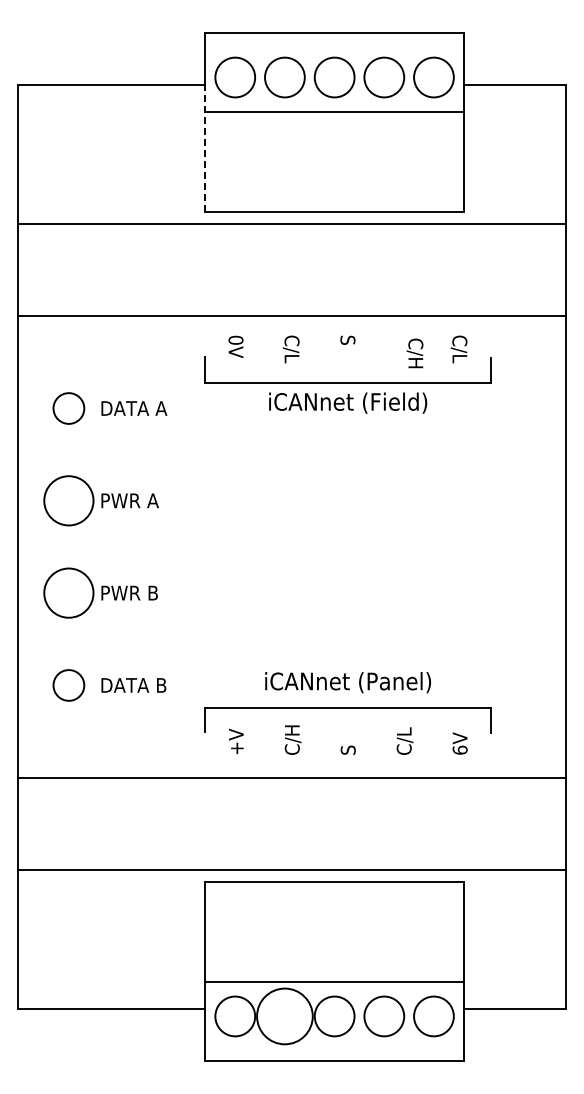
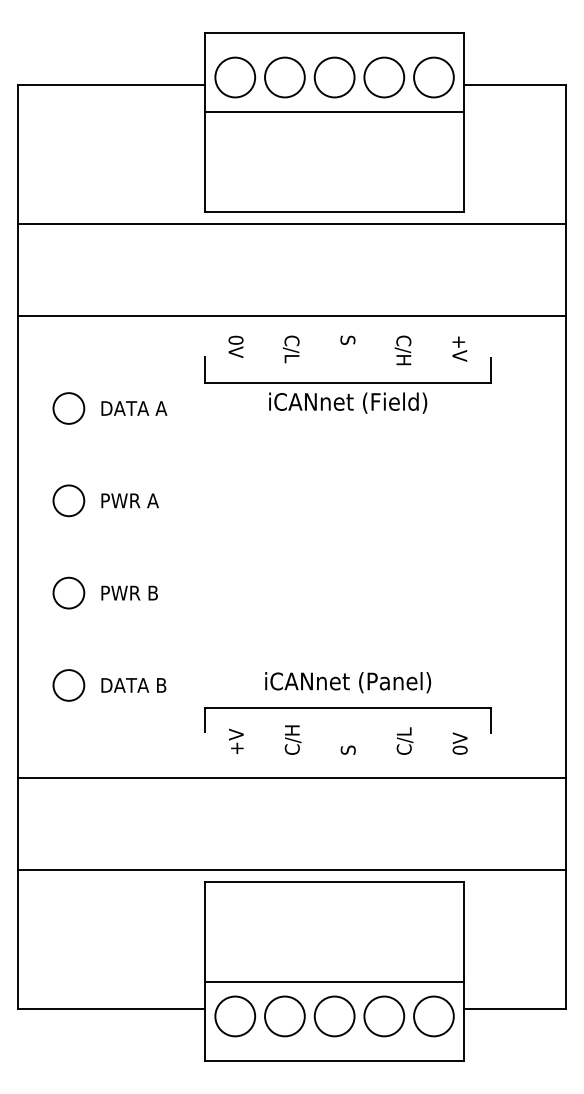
line: dashed -> solid (205, 148)
text: C/L -> +V (458, 349)
text position: (414, 353) -> (402, 350) (402, 350)
circle diameter: 49 px -> 31 px (68, 500)
circle diameter: 49 px -> 31 px (68, 592)
text: 6V -> 0V (459, 749)
circle diameter: 56 px -> 40 px (284, 1016)
